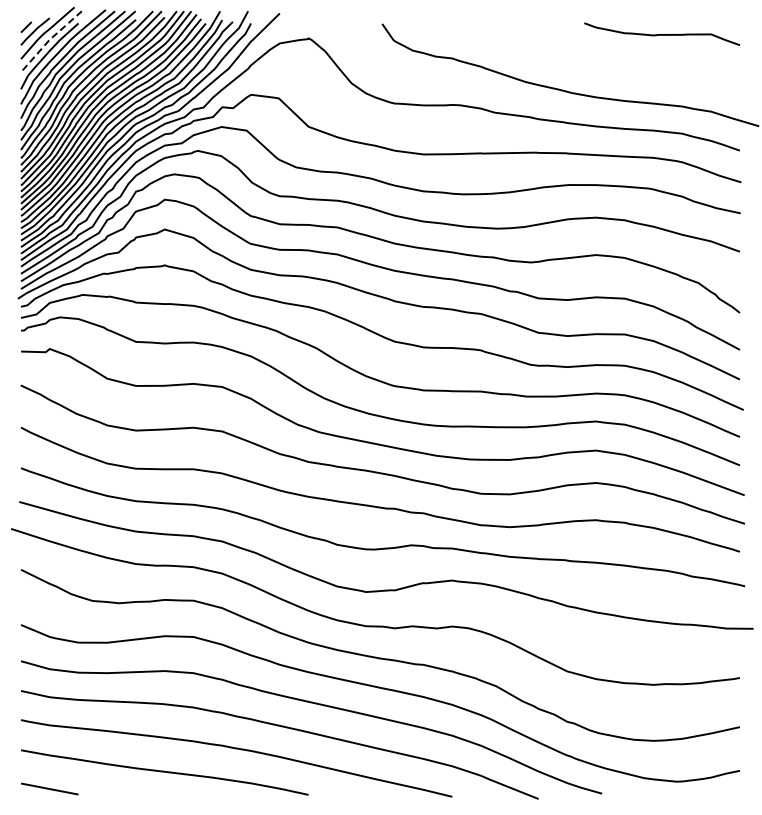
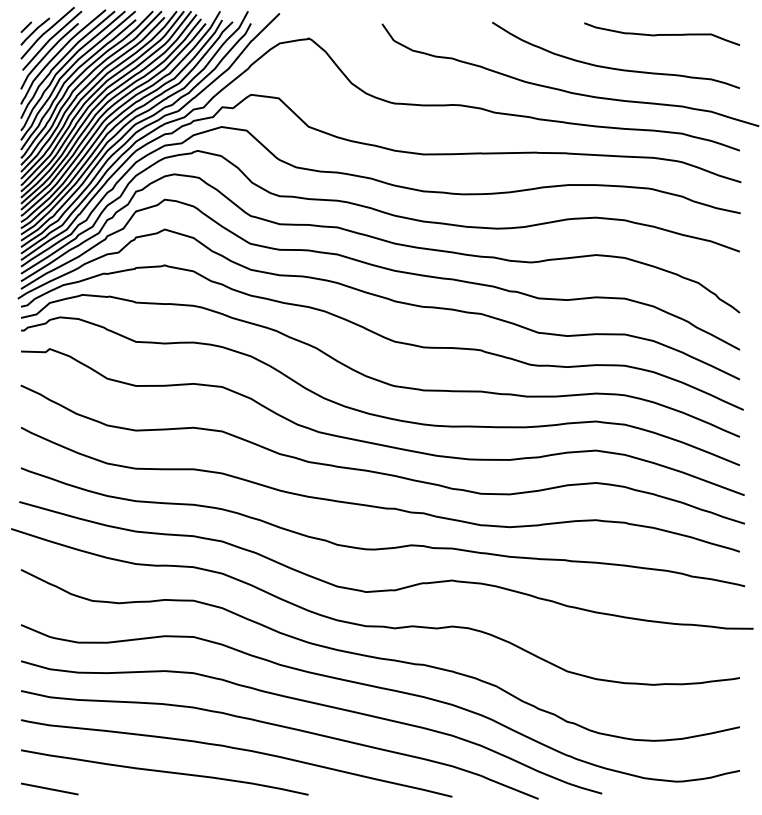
line: dashed -> solid (50, 39)
curve: none -> present (613, 67)
